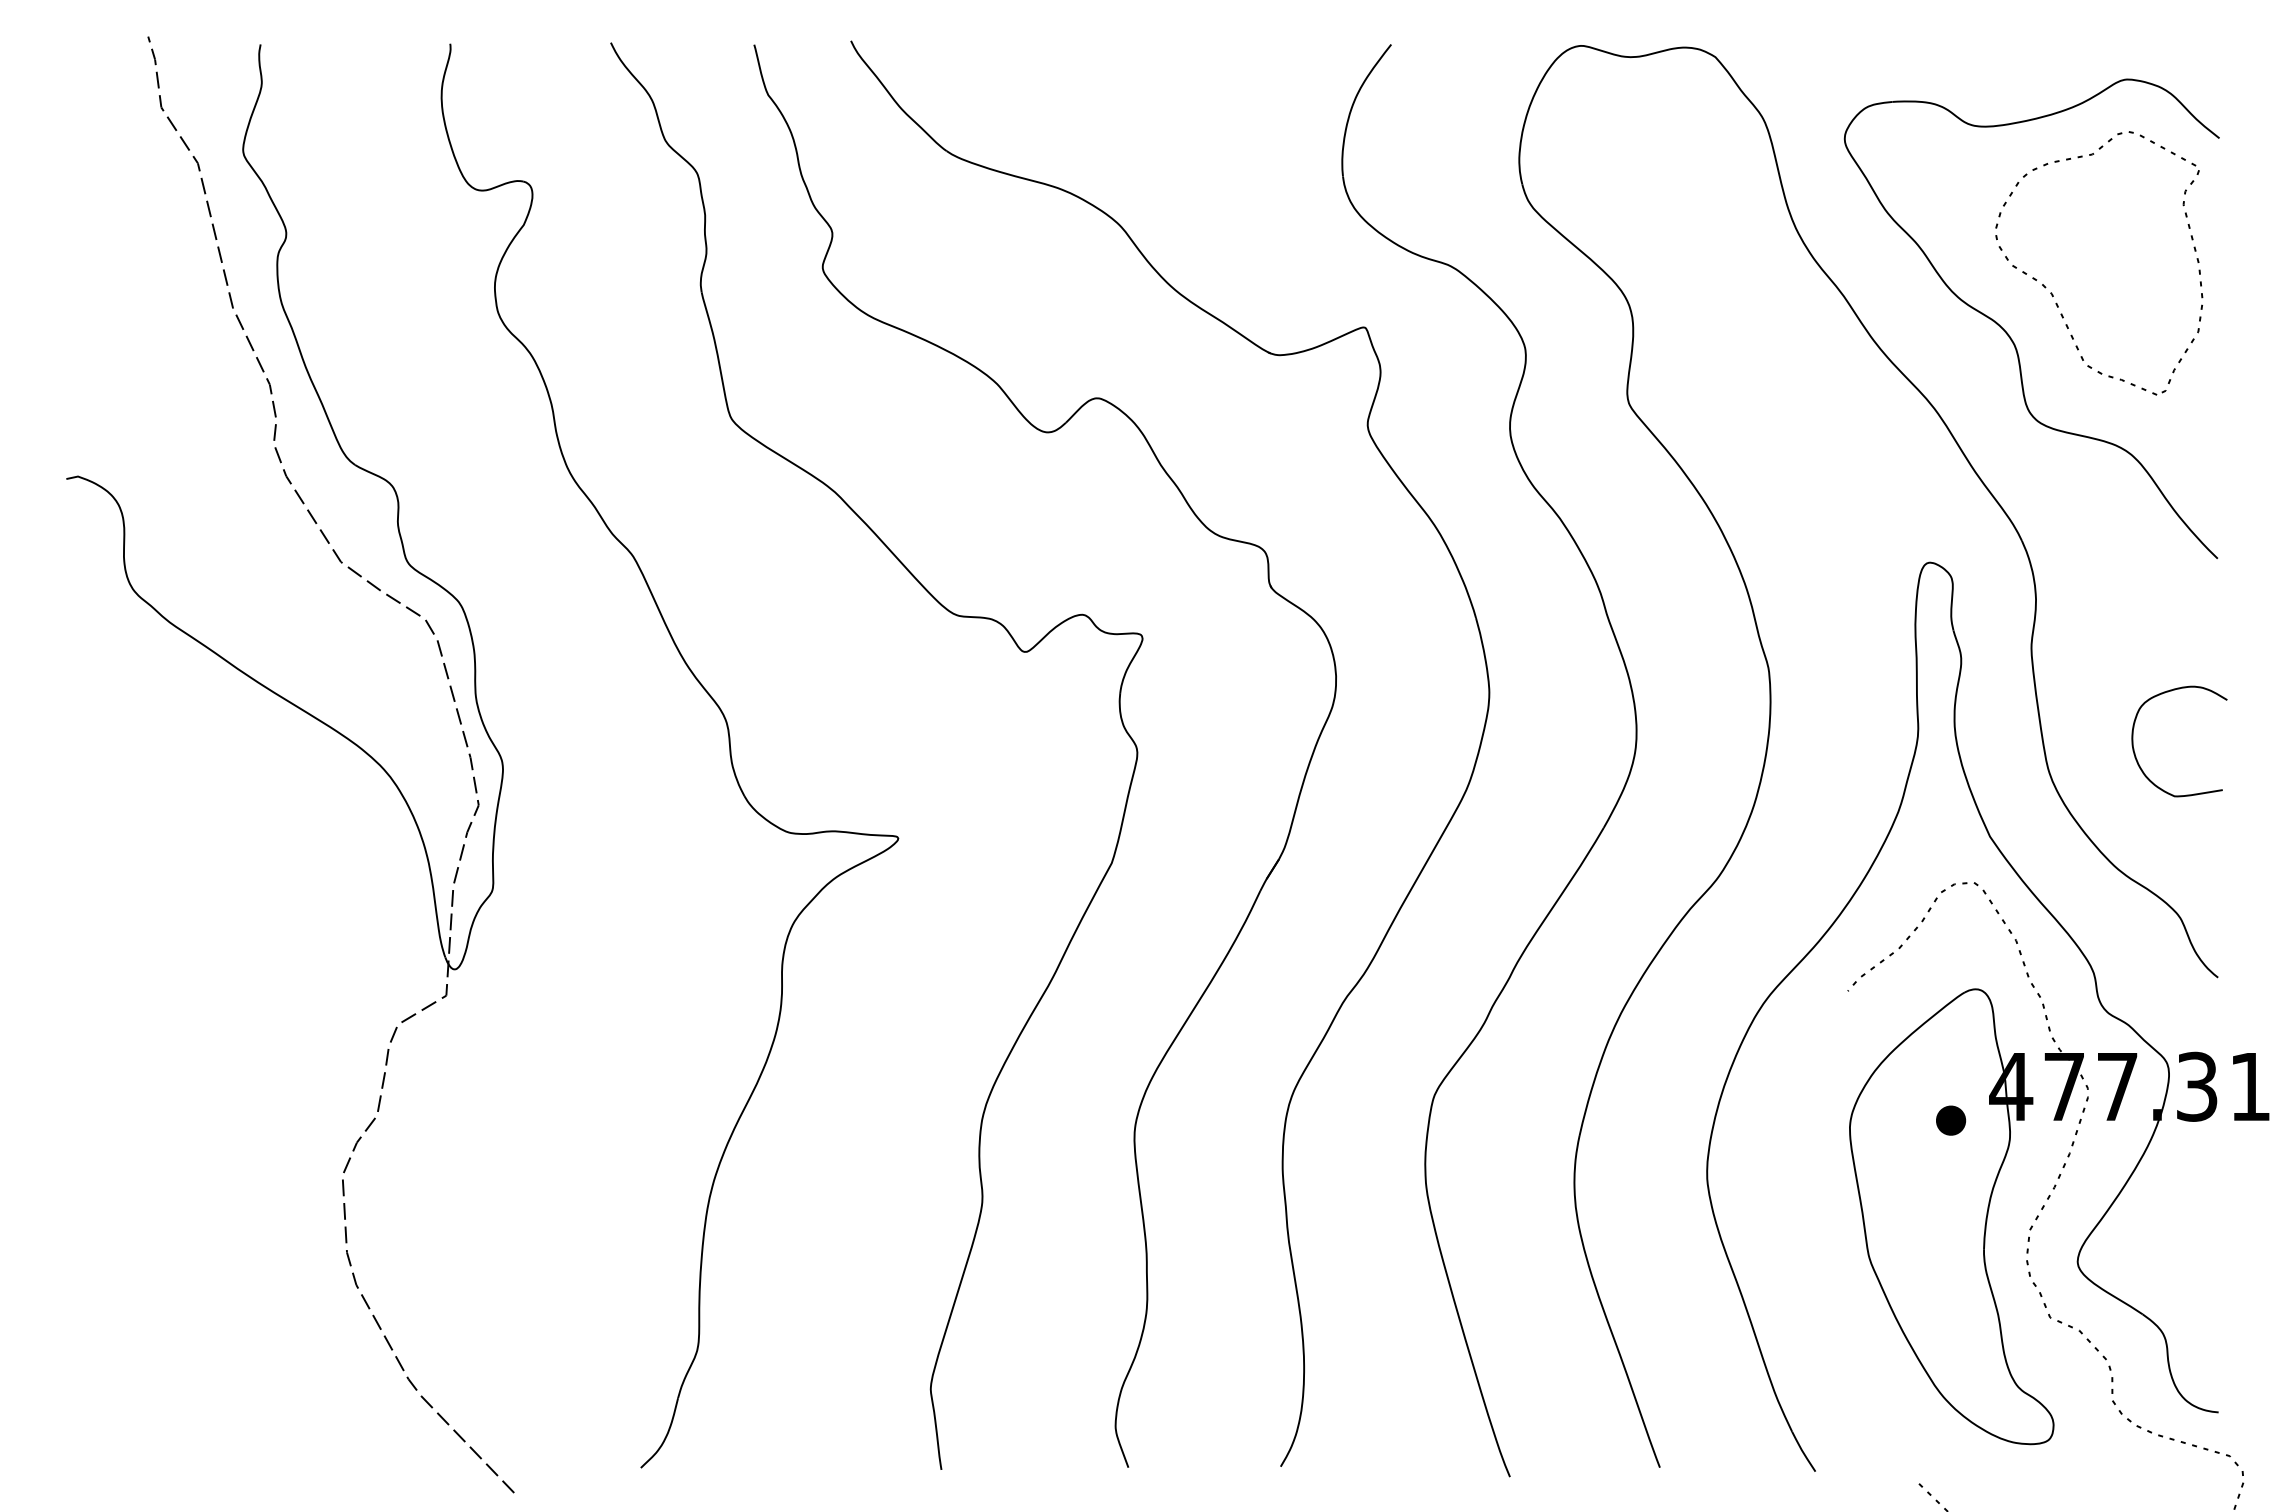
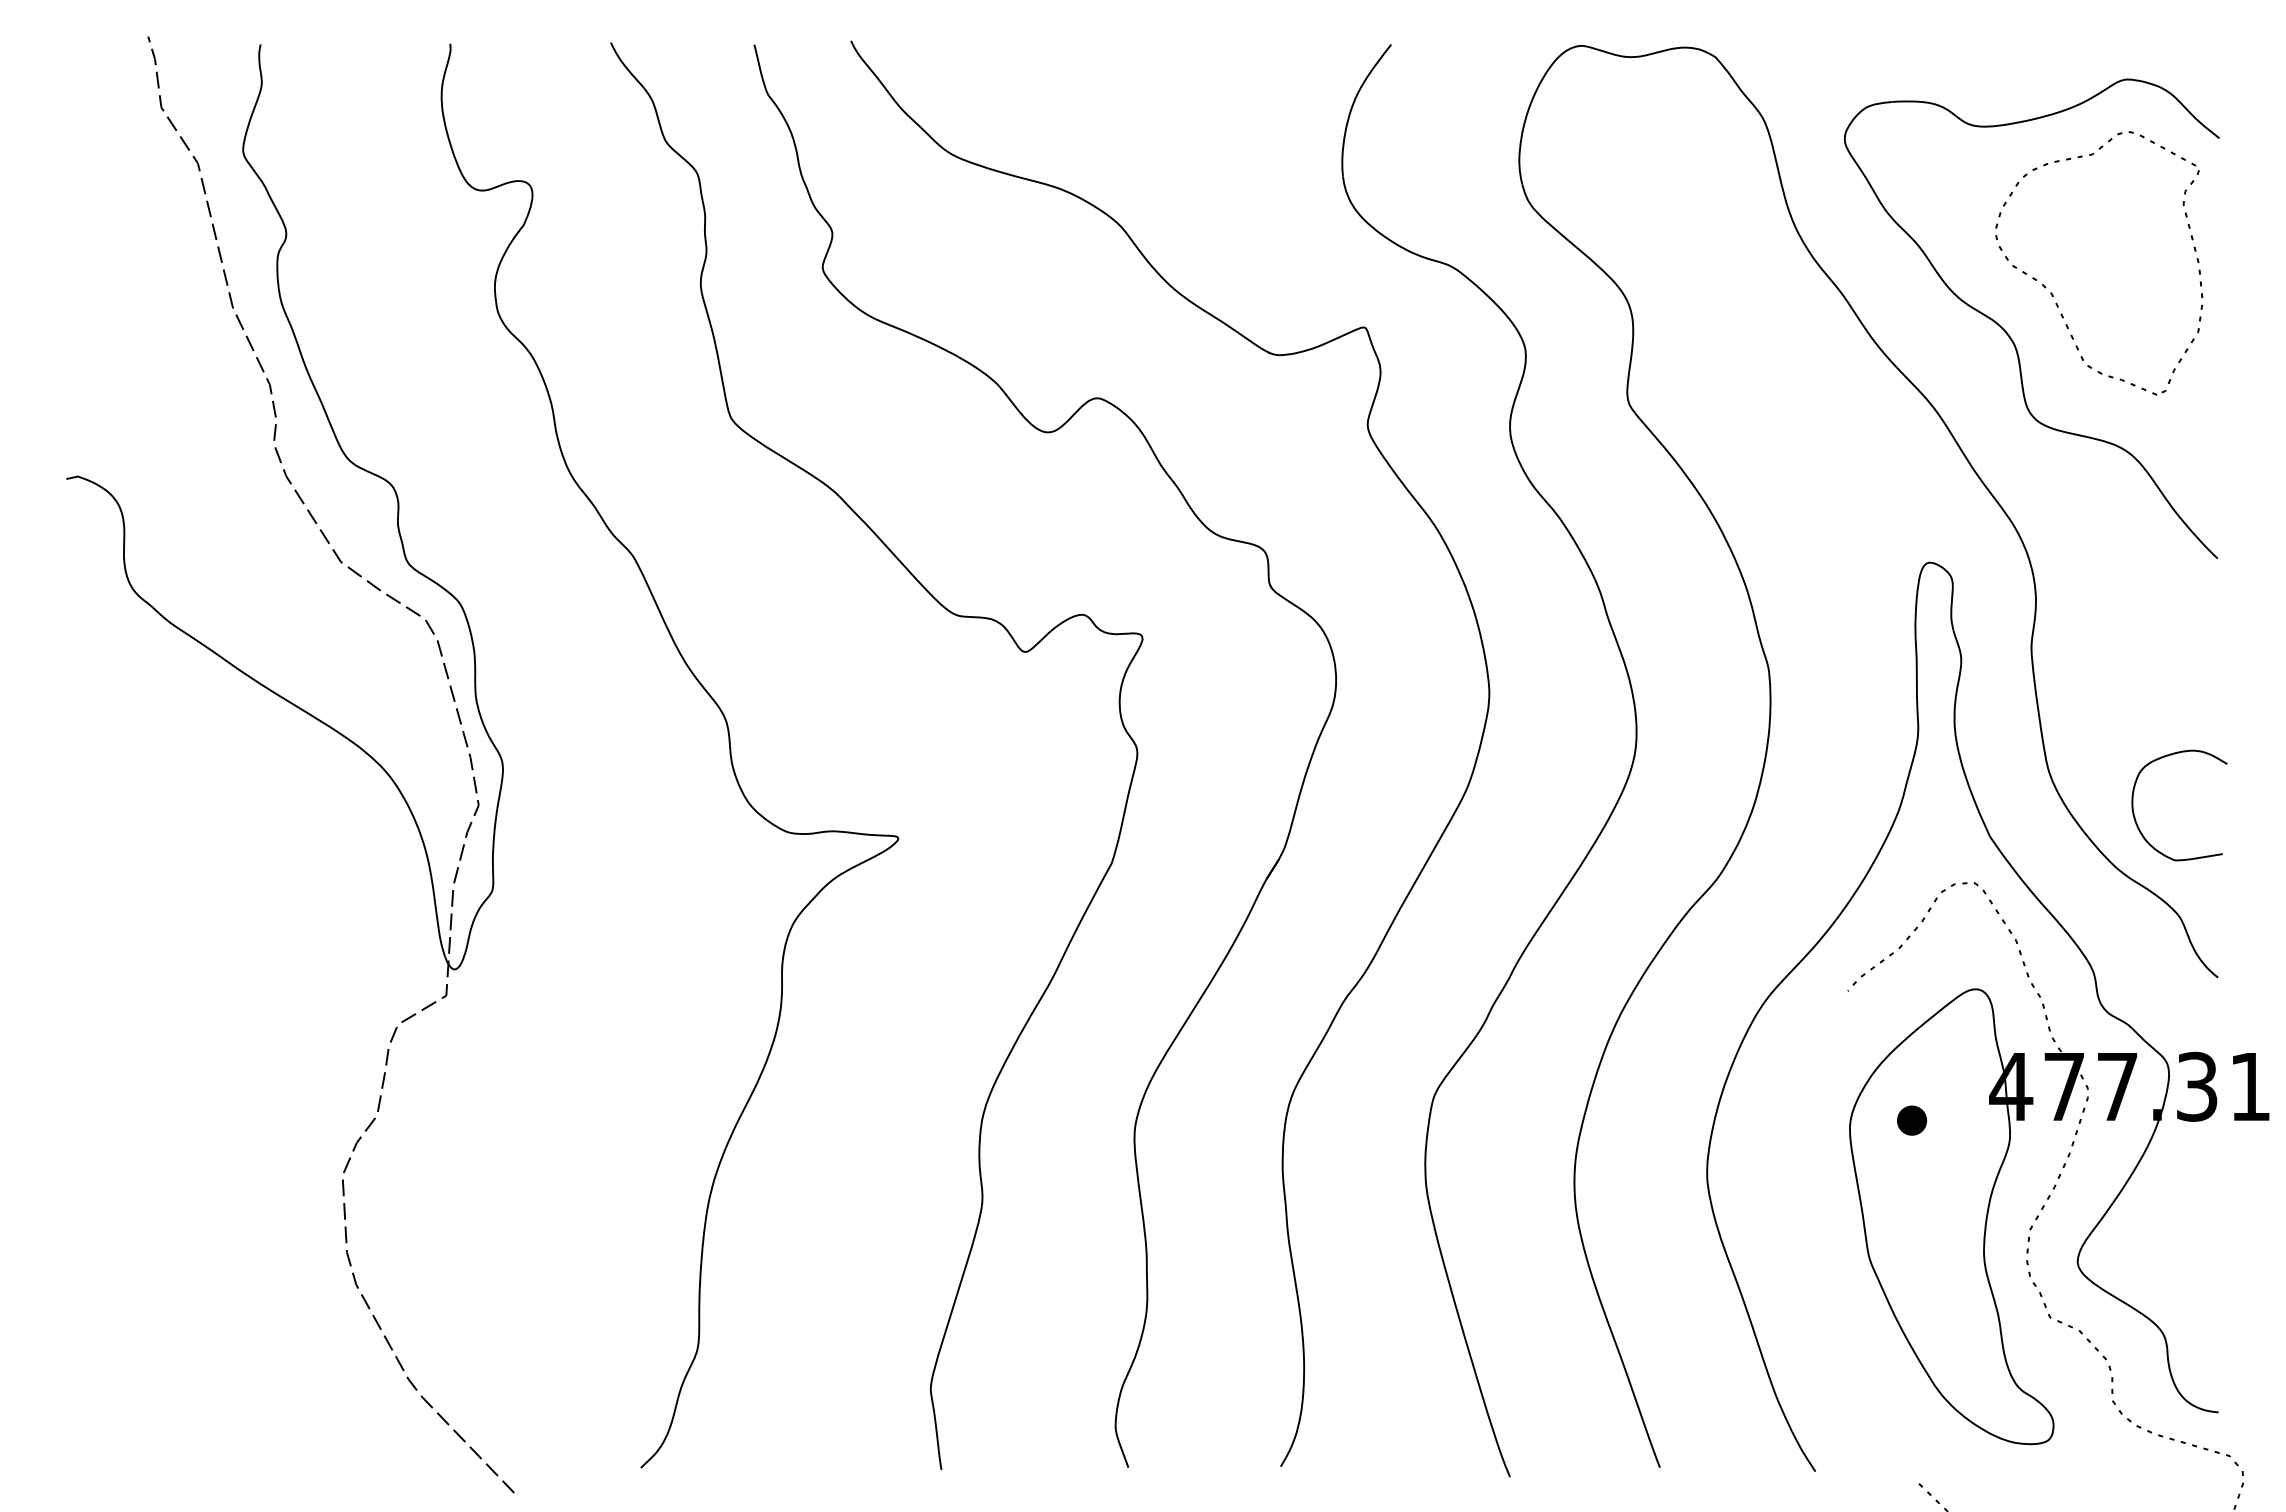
curve position: (2135, 752) -> (2135, 816) (2135, 816)
part position: (1951, 1120) -> (1912, 1120) (1912, 1120)
